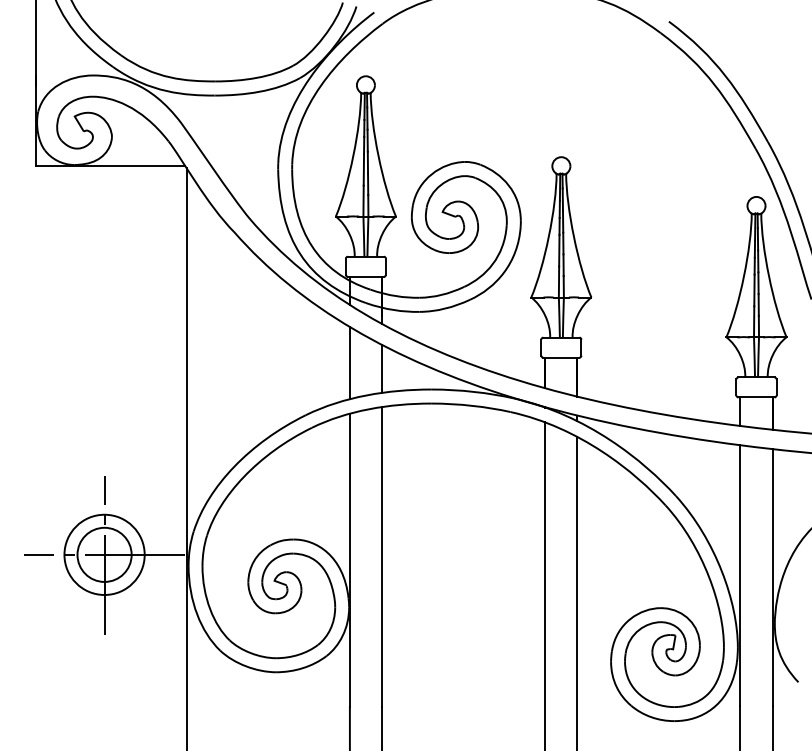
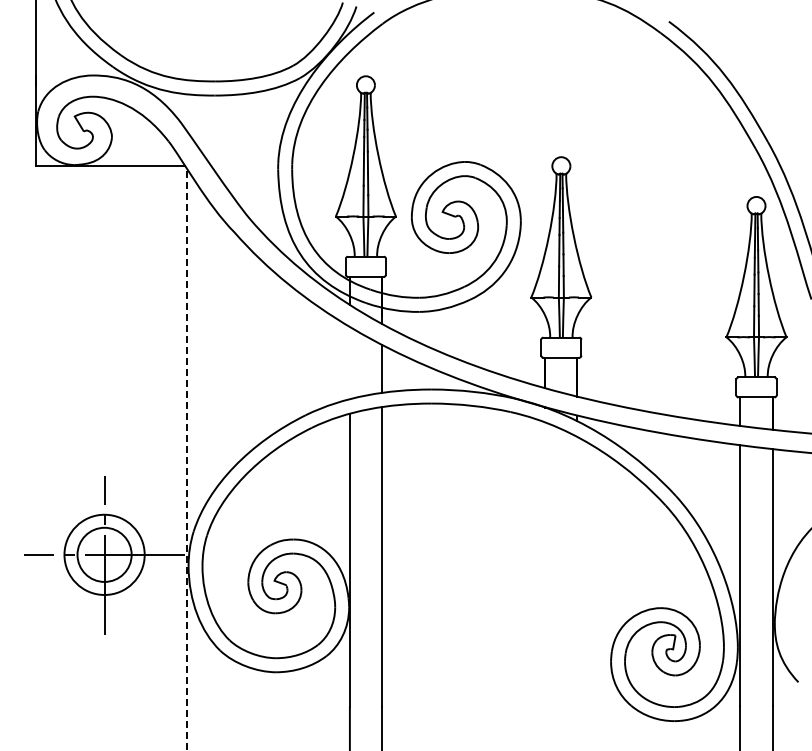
line: present -> none (349, 363)
line: solid -> dashed (186, 459)
line: present -> none (545, 584)
line: present -> none (577, 591)
